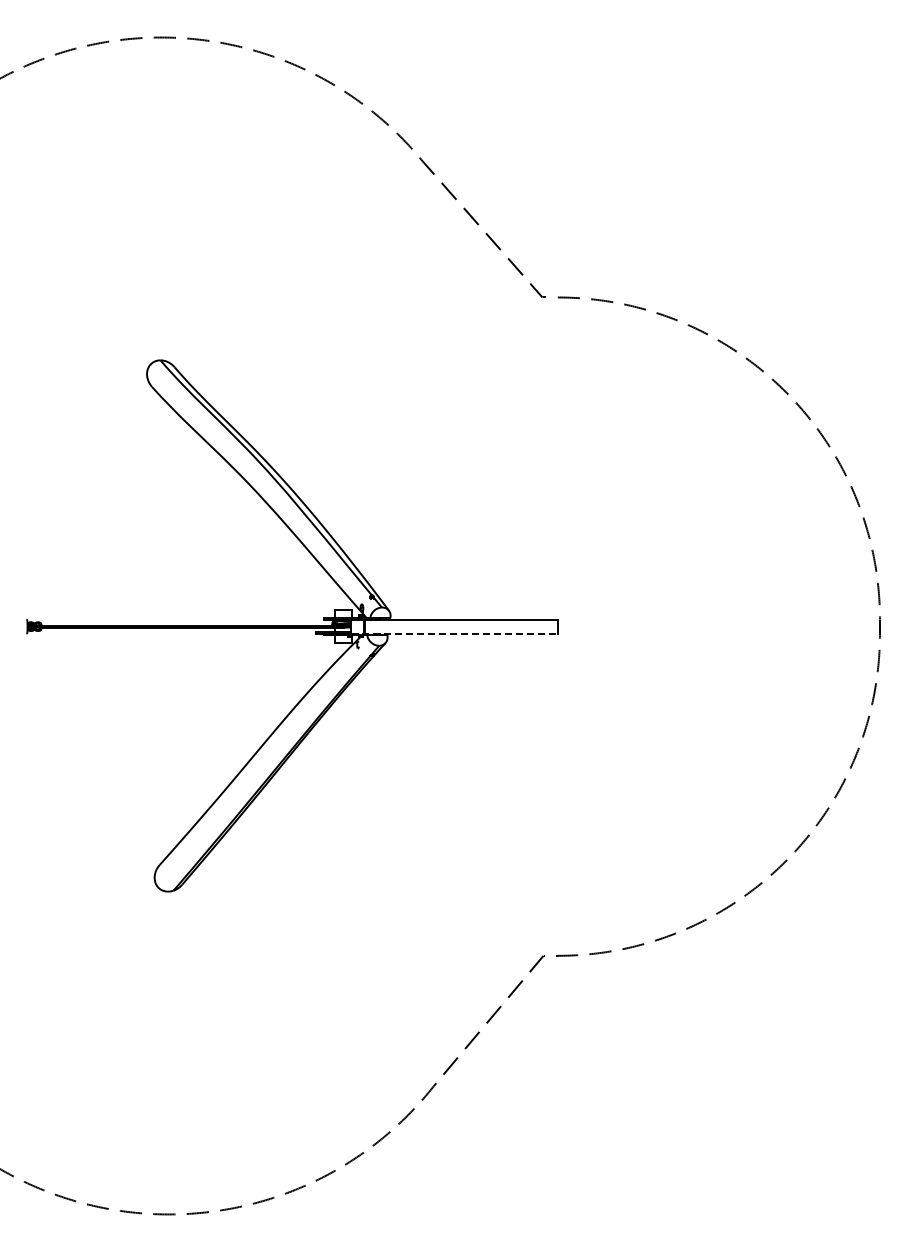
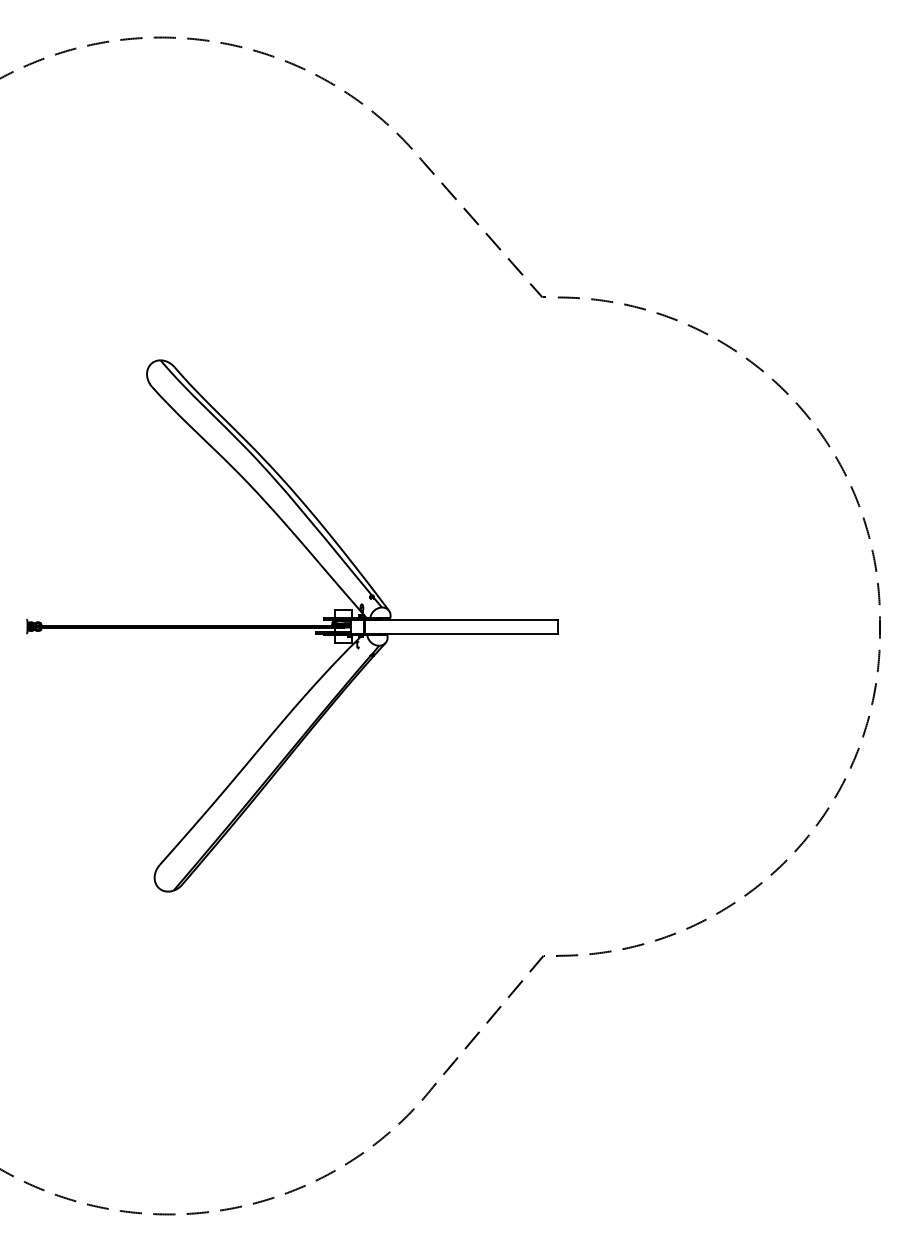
line: dashed -> solid (454, 633)
